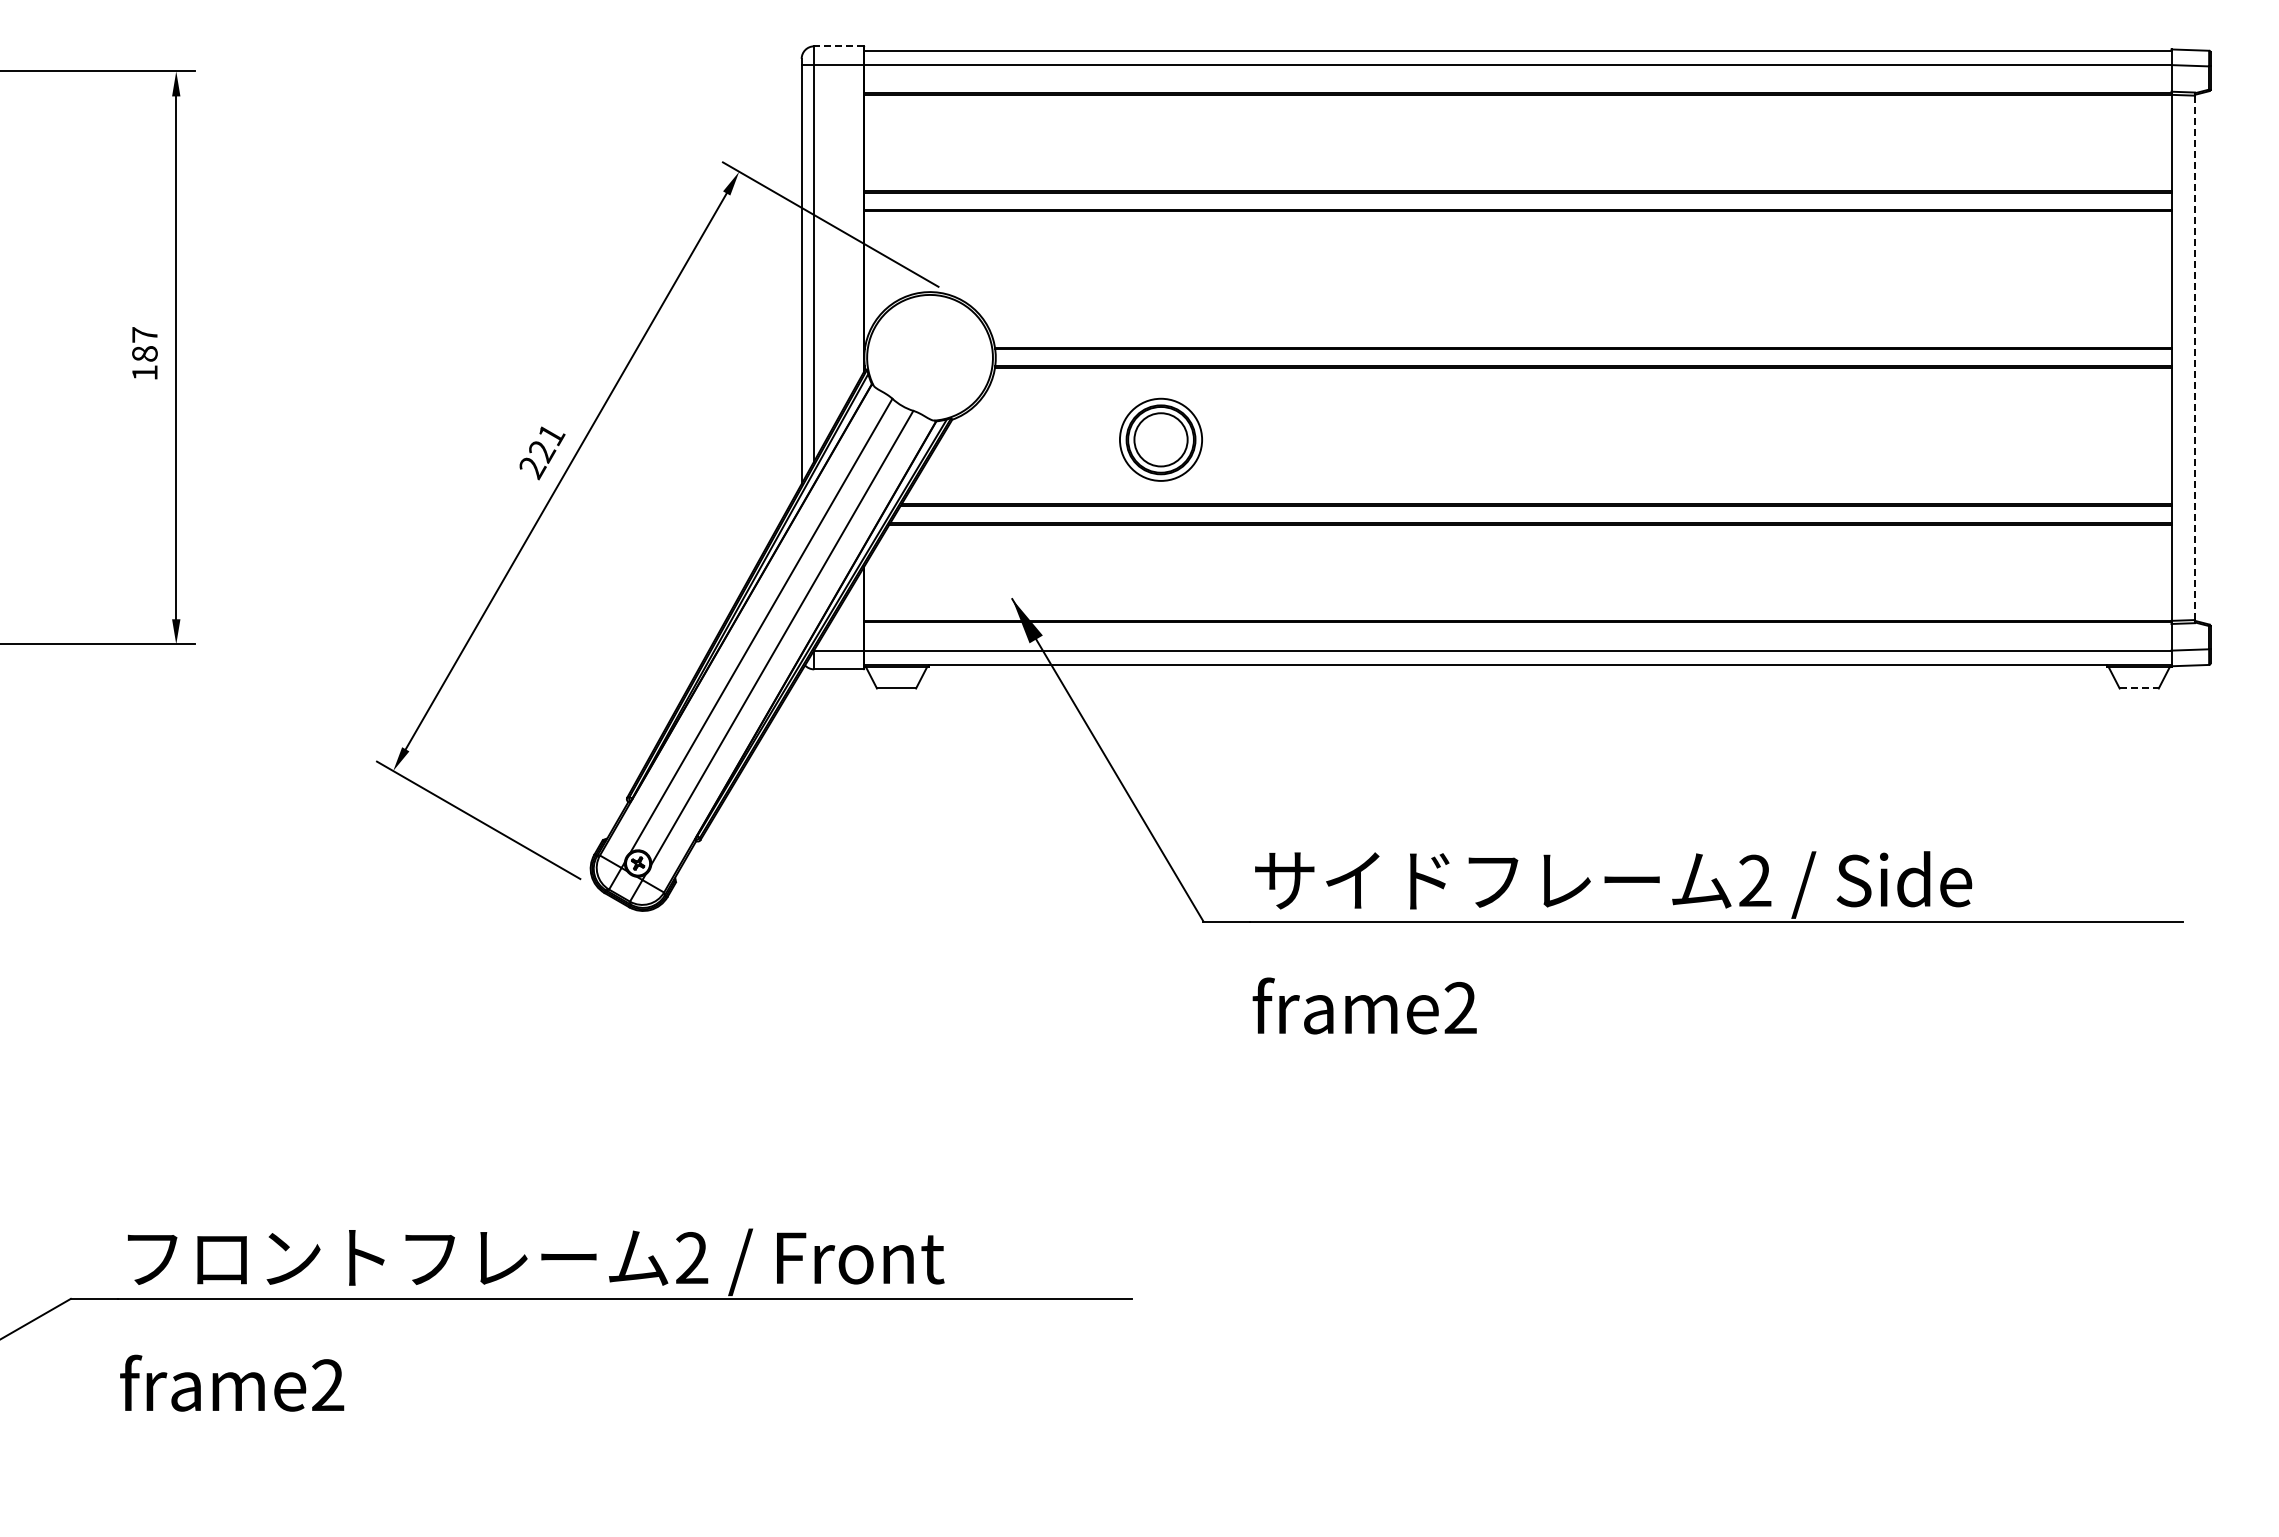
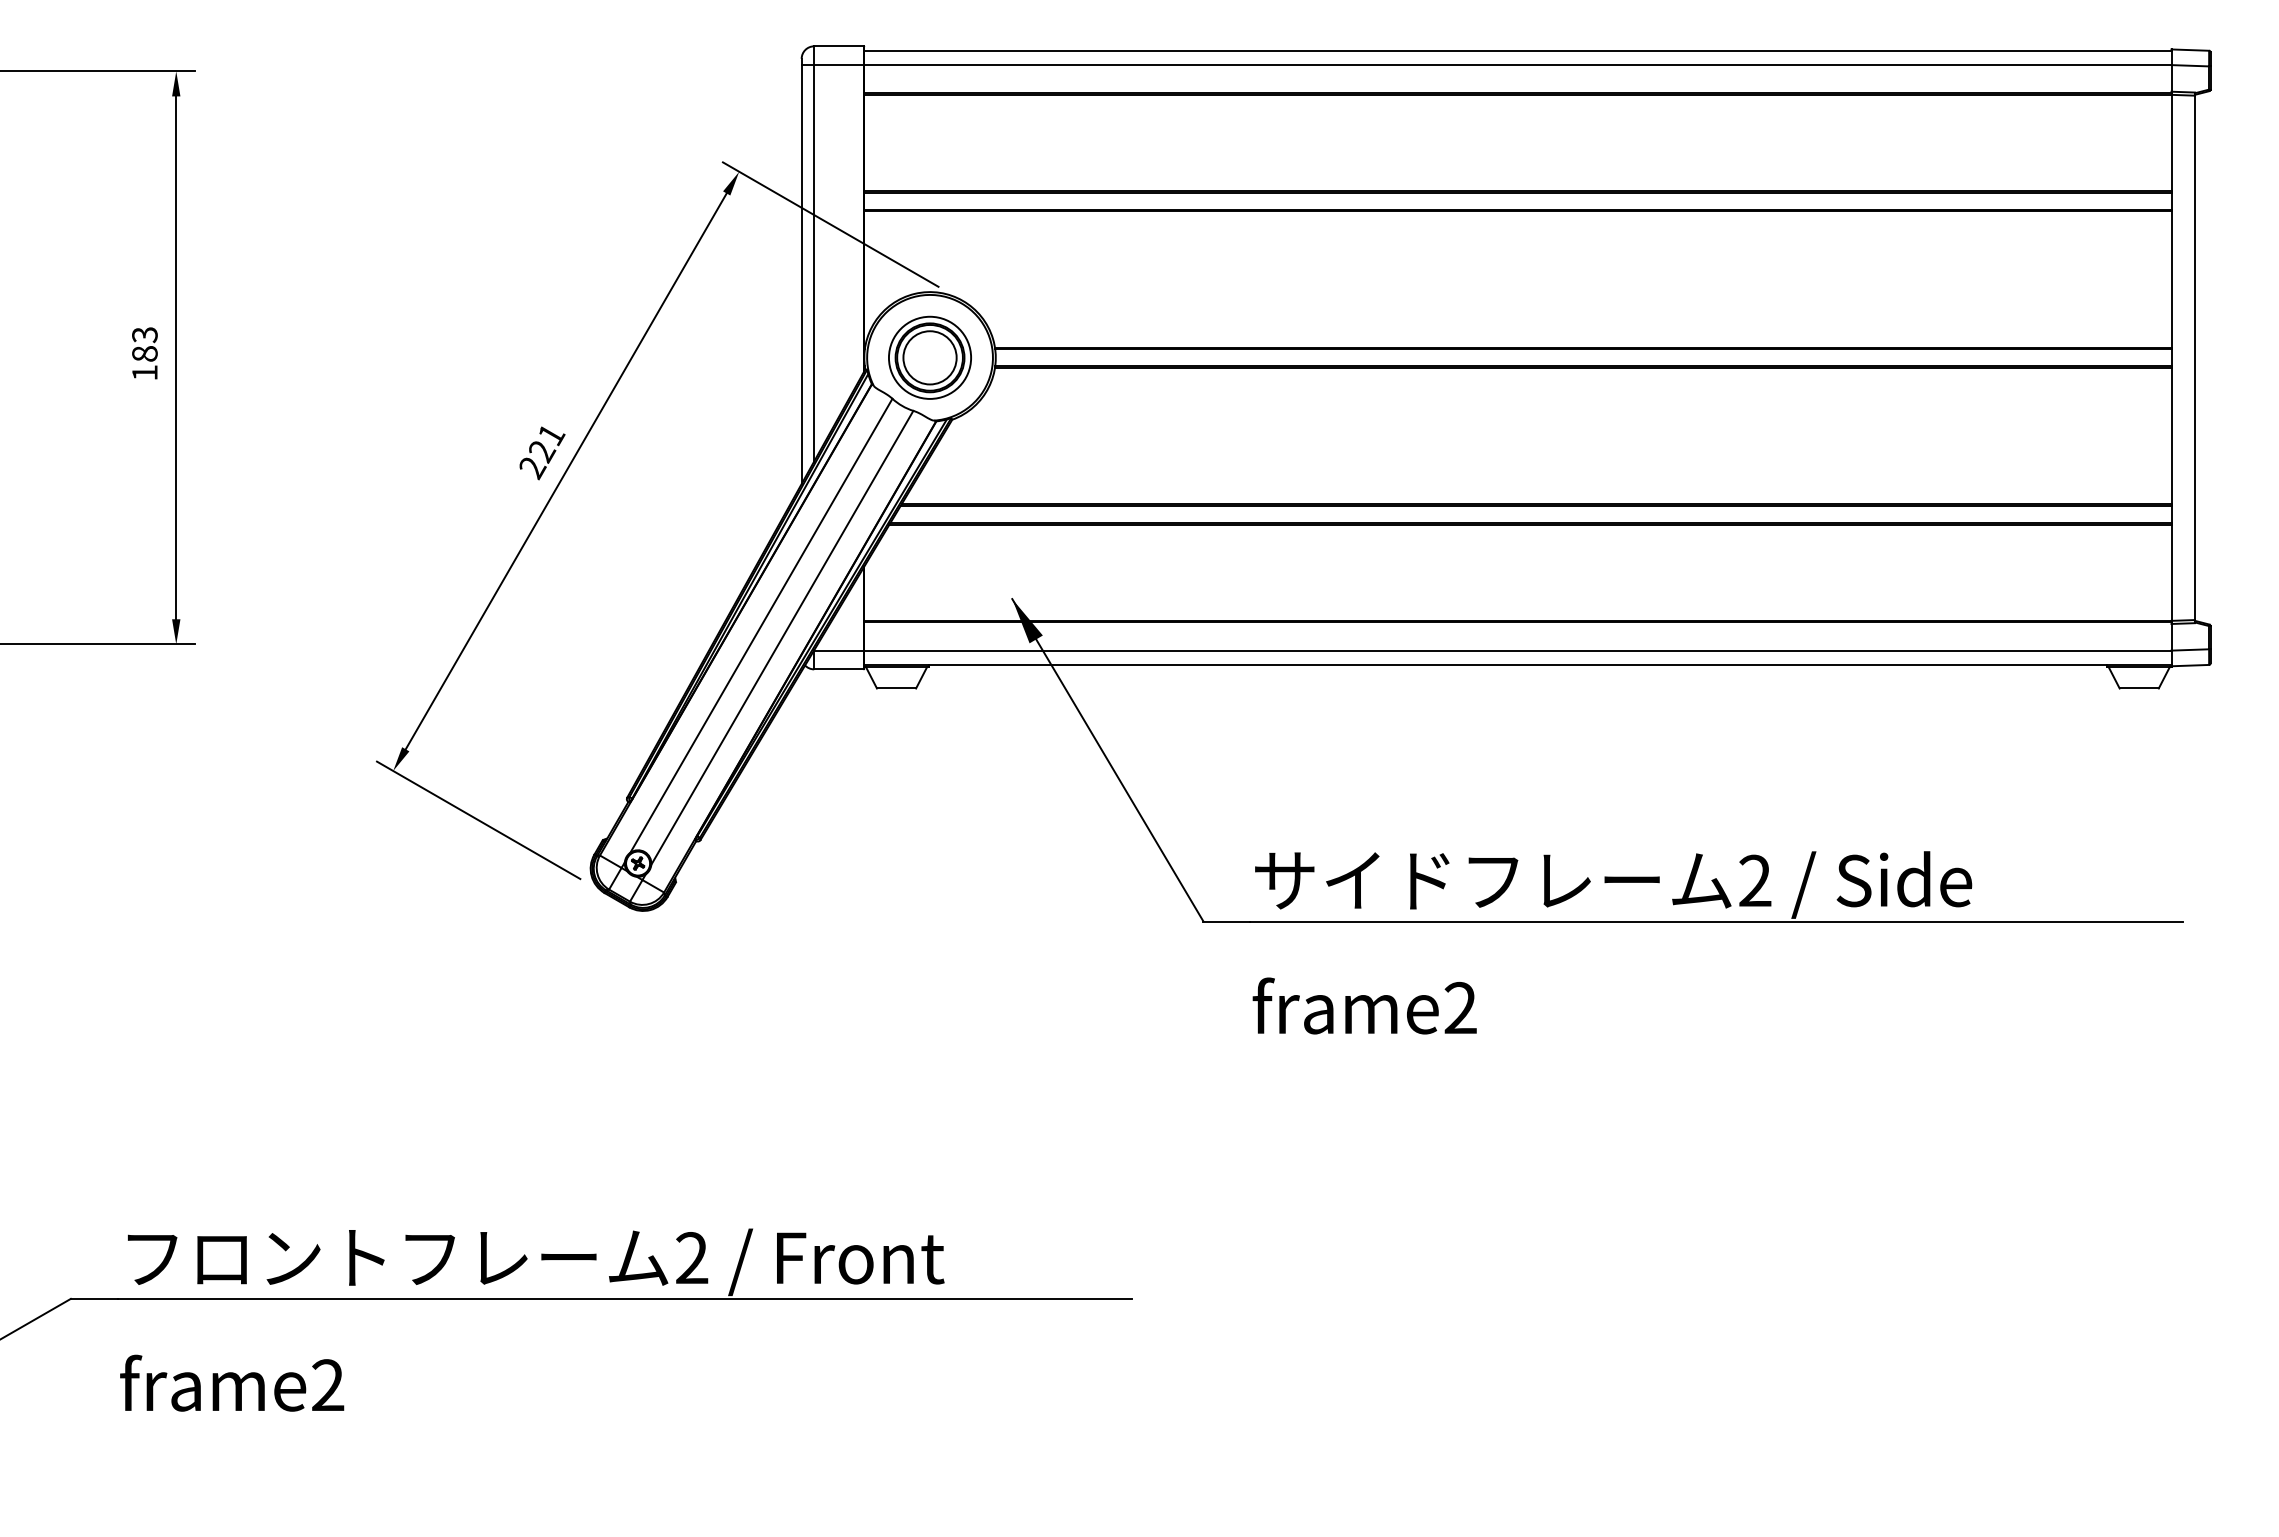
line: dashed -> solid (838, 46)
text: 187 -> 183 (144, 335)
line: dashed -> solid (2194, 357)
part position: (1160, 439) -> (929, 357) (929, 357)
line: dashed -> solid (2139, 688)
